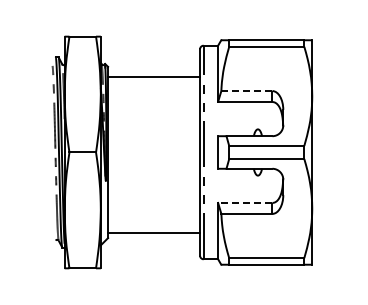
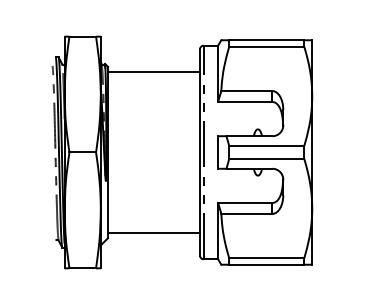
line position: (154, 77) -> (154, 72) (154, 72)
line: dashed -> solid (246, 91)
line: dashed -> solid (244, 202)
